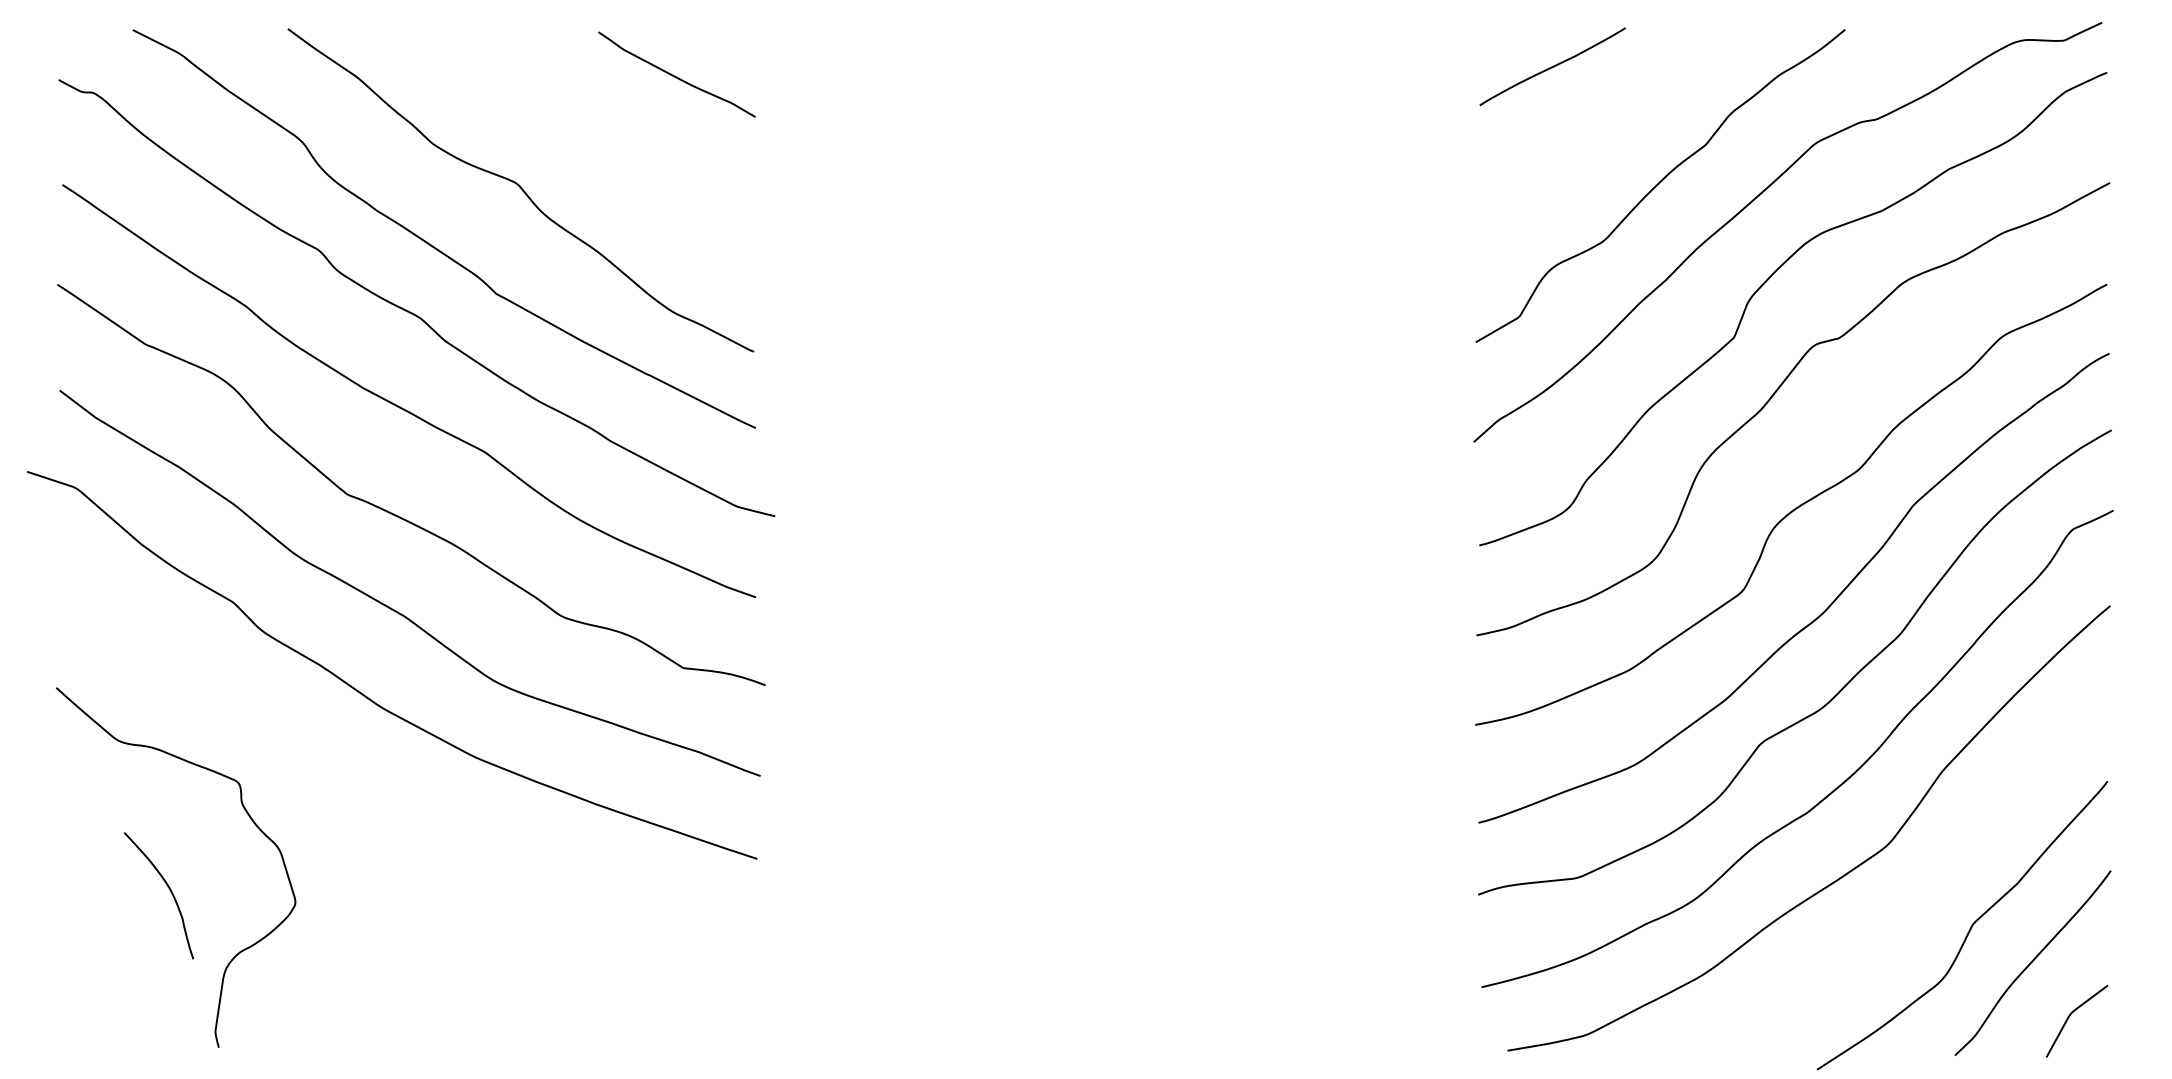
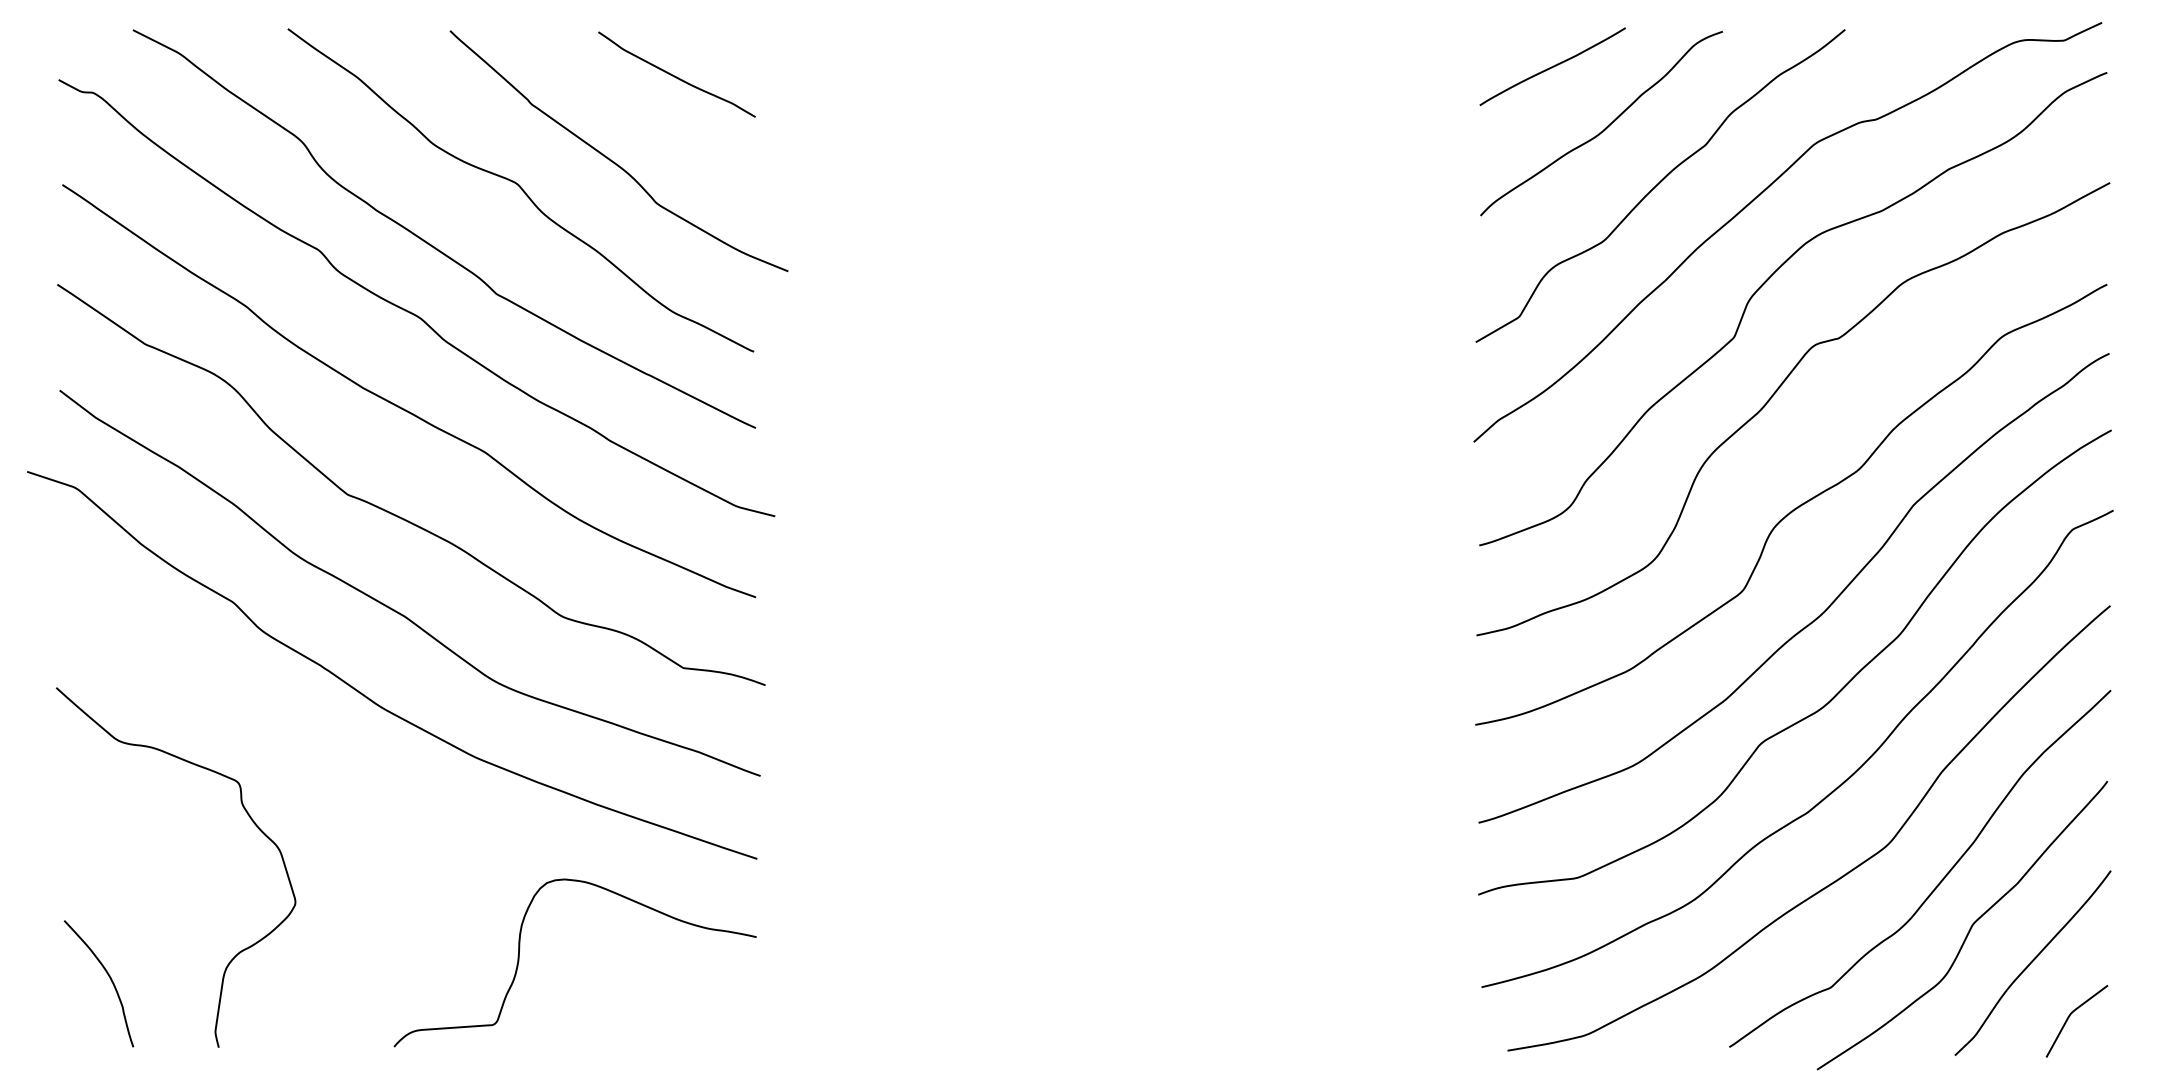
curve: none -> present (1605, 127)
curve: none -> present (611, 159)
curve: none -> present (1940, 880)
curve position: (169, 890) -> (109, 978) (109, 978)
curve: none -> present (519, 961)
